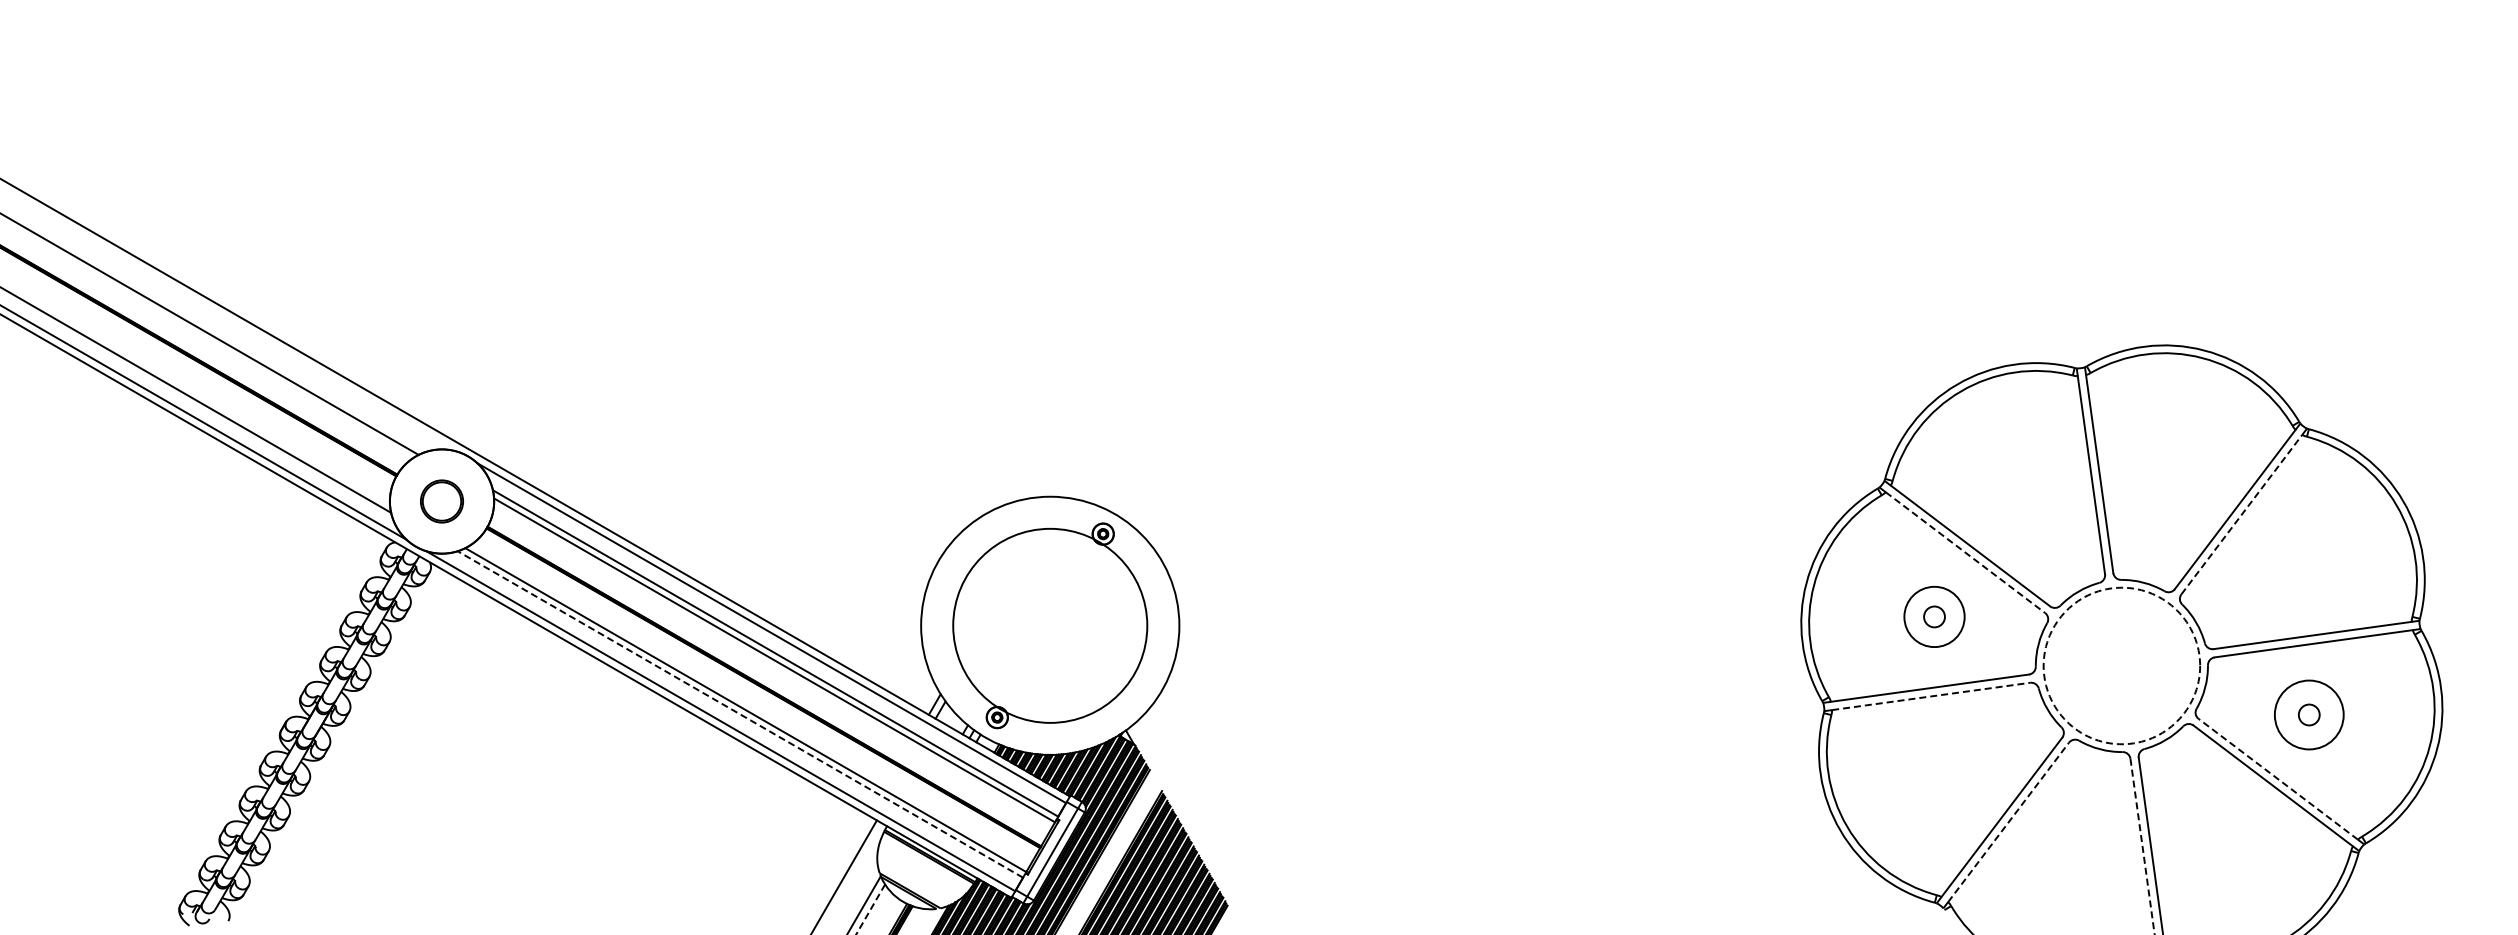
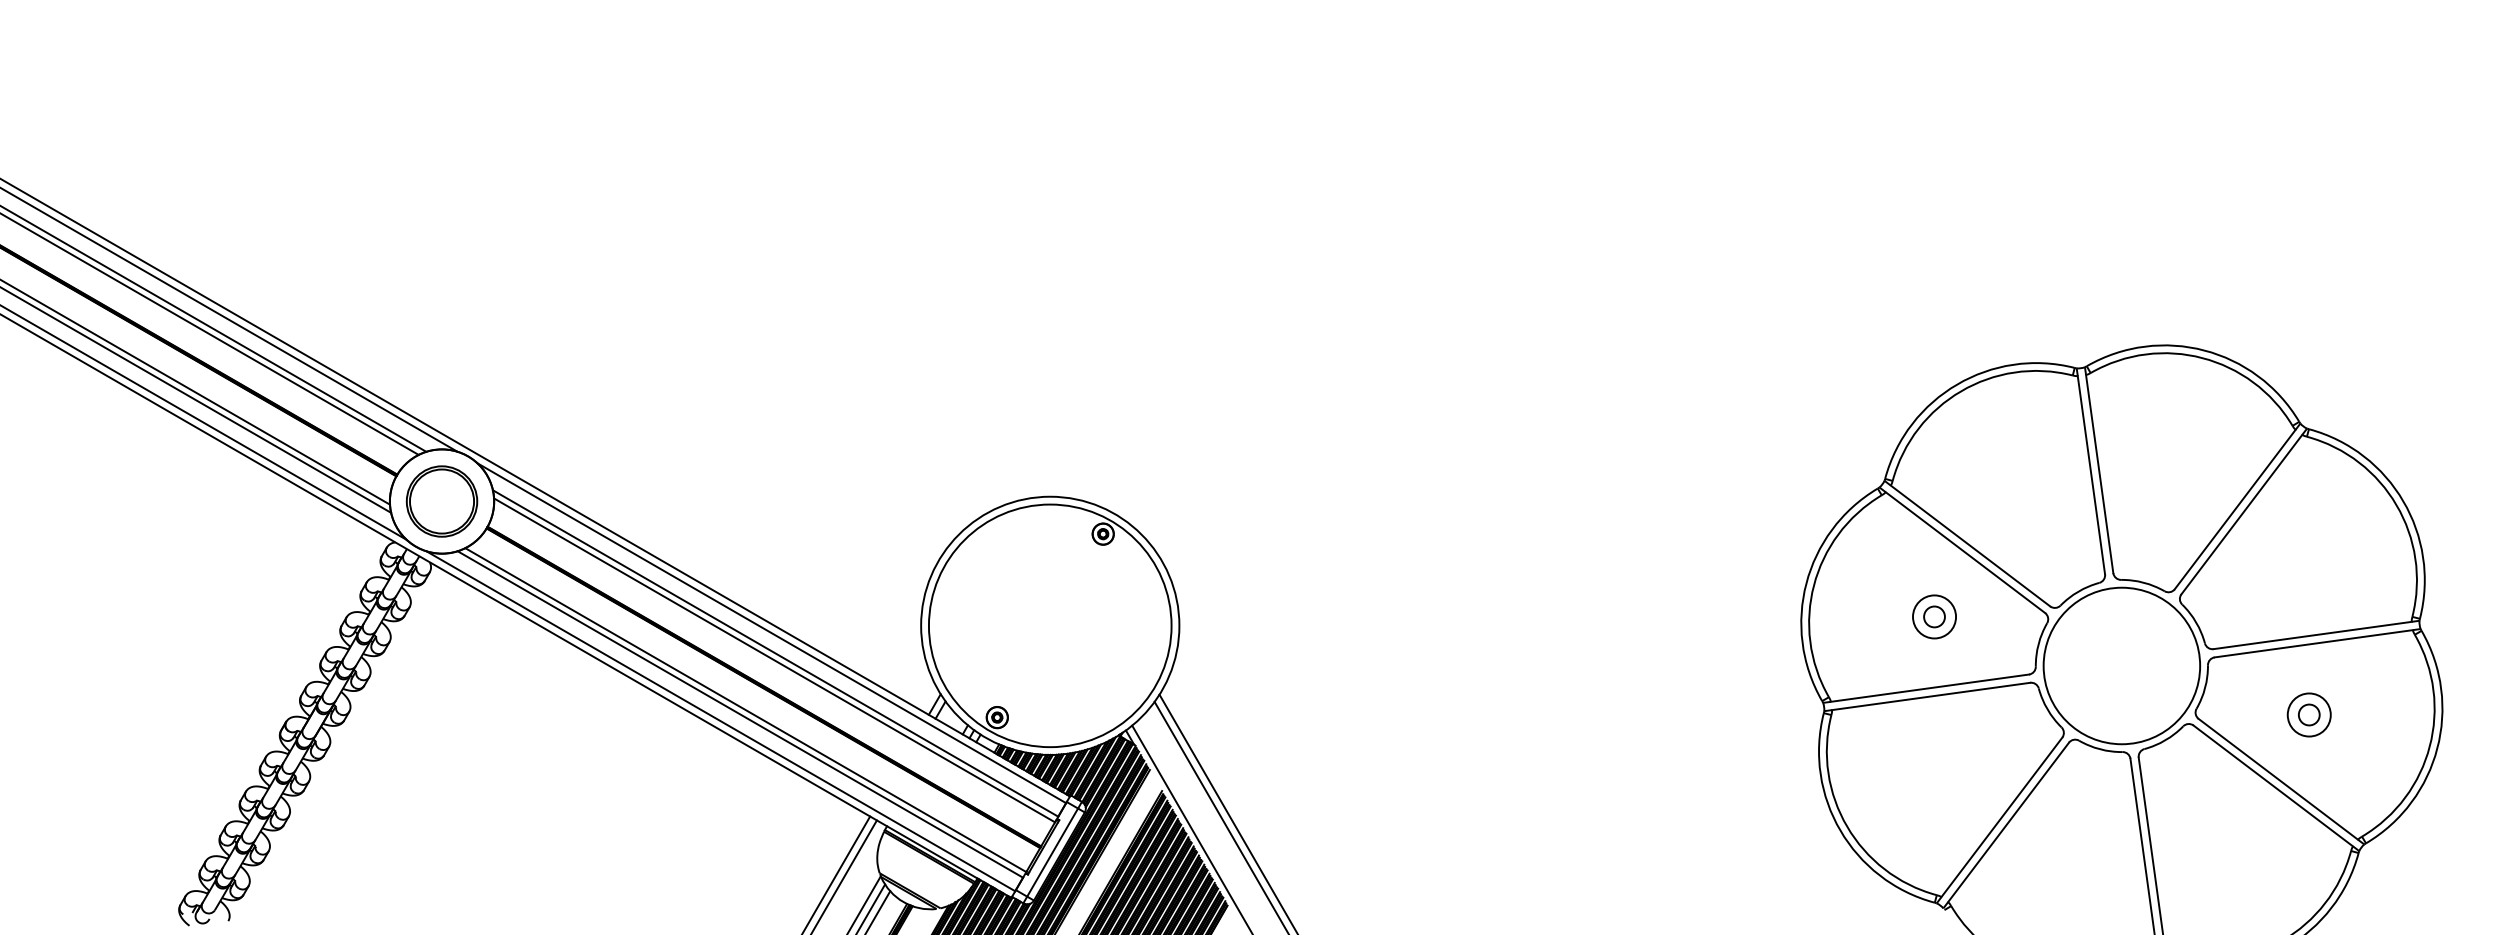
line: none -> present (229, 320)
line: none -> present (214, 329)
line: none -> present (195, 392)
part size: 44x45 px -> 74x73 px (441, 501)
line: dashed -> solid (2241, 514)
line: dashed -> solid (1965, 552)
circle diameter: 60 px -> 43 px (1934, 616)
circle diameter: 194 px -> 243 px (1049, 625)
circle: dashed -> solid (2121, 665)
line: dashed -> solid (1931, 696)
line: dashed -> solid (739, 714)
circle diameter: 69 px -> 43 px (2308, 714)
line: dashed -> solid (2278, 779)
line: none -> present (1227, 812)
line: none -> present (1220, 816)
line: dashed -> solid (2008, 822)
line: none -> present (1191, 828)
line: dashed -> solid (2142, 846)
line: none -> present (836, 873)
line: dashed -> solid (870, 909)
line: none -> present (878, 911)
